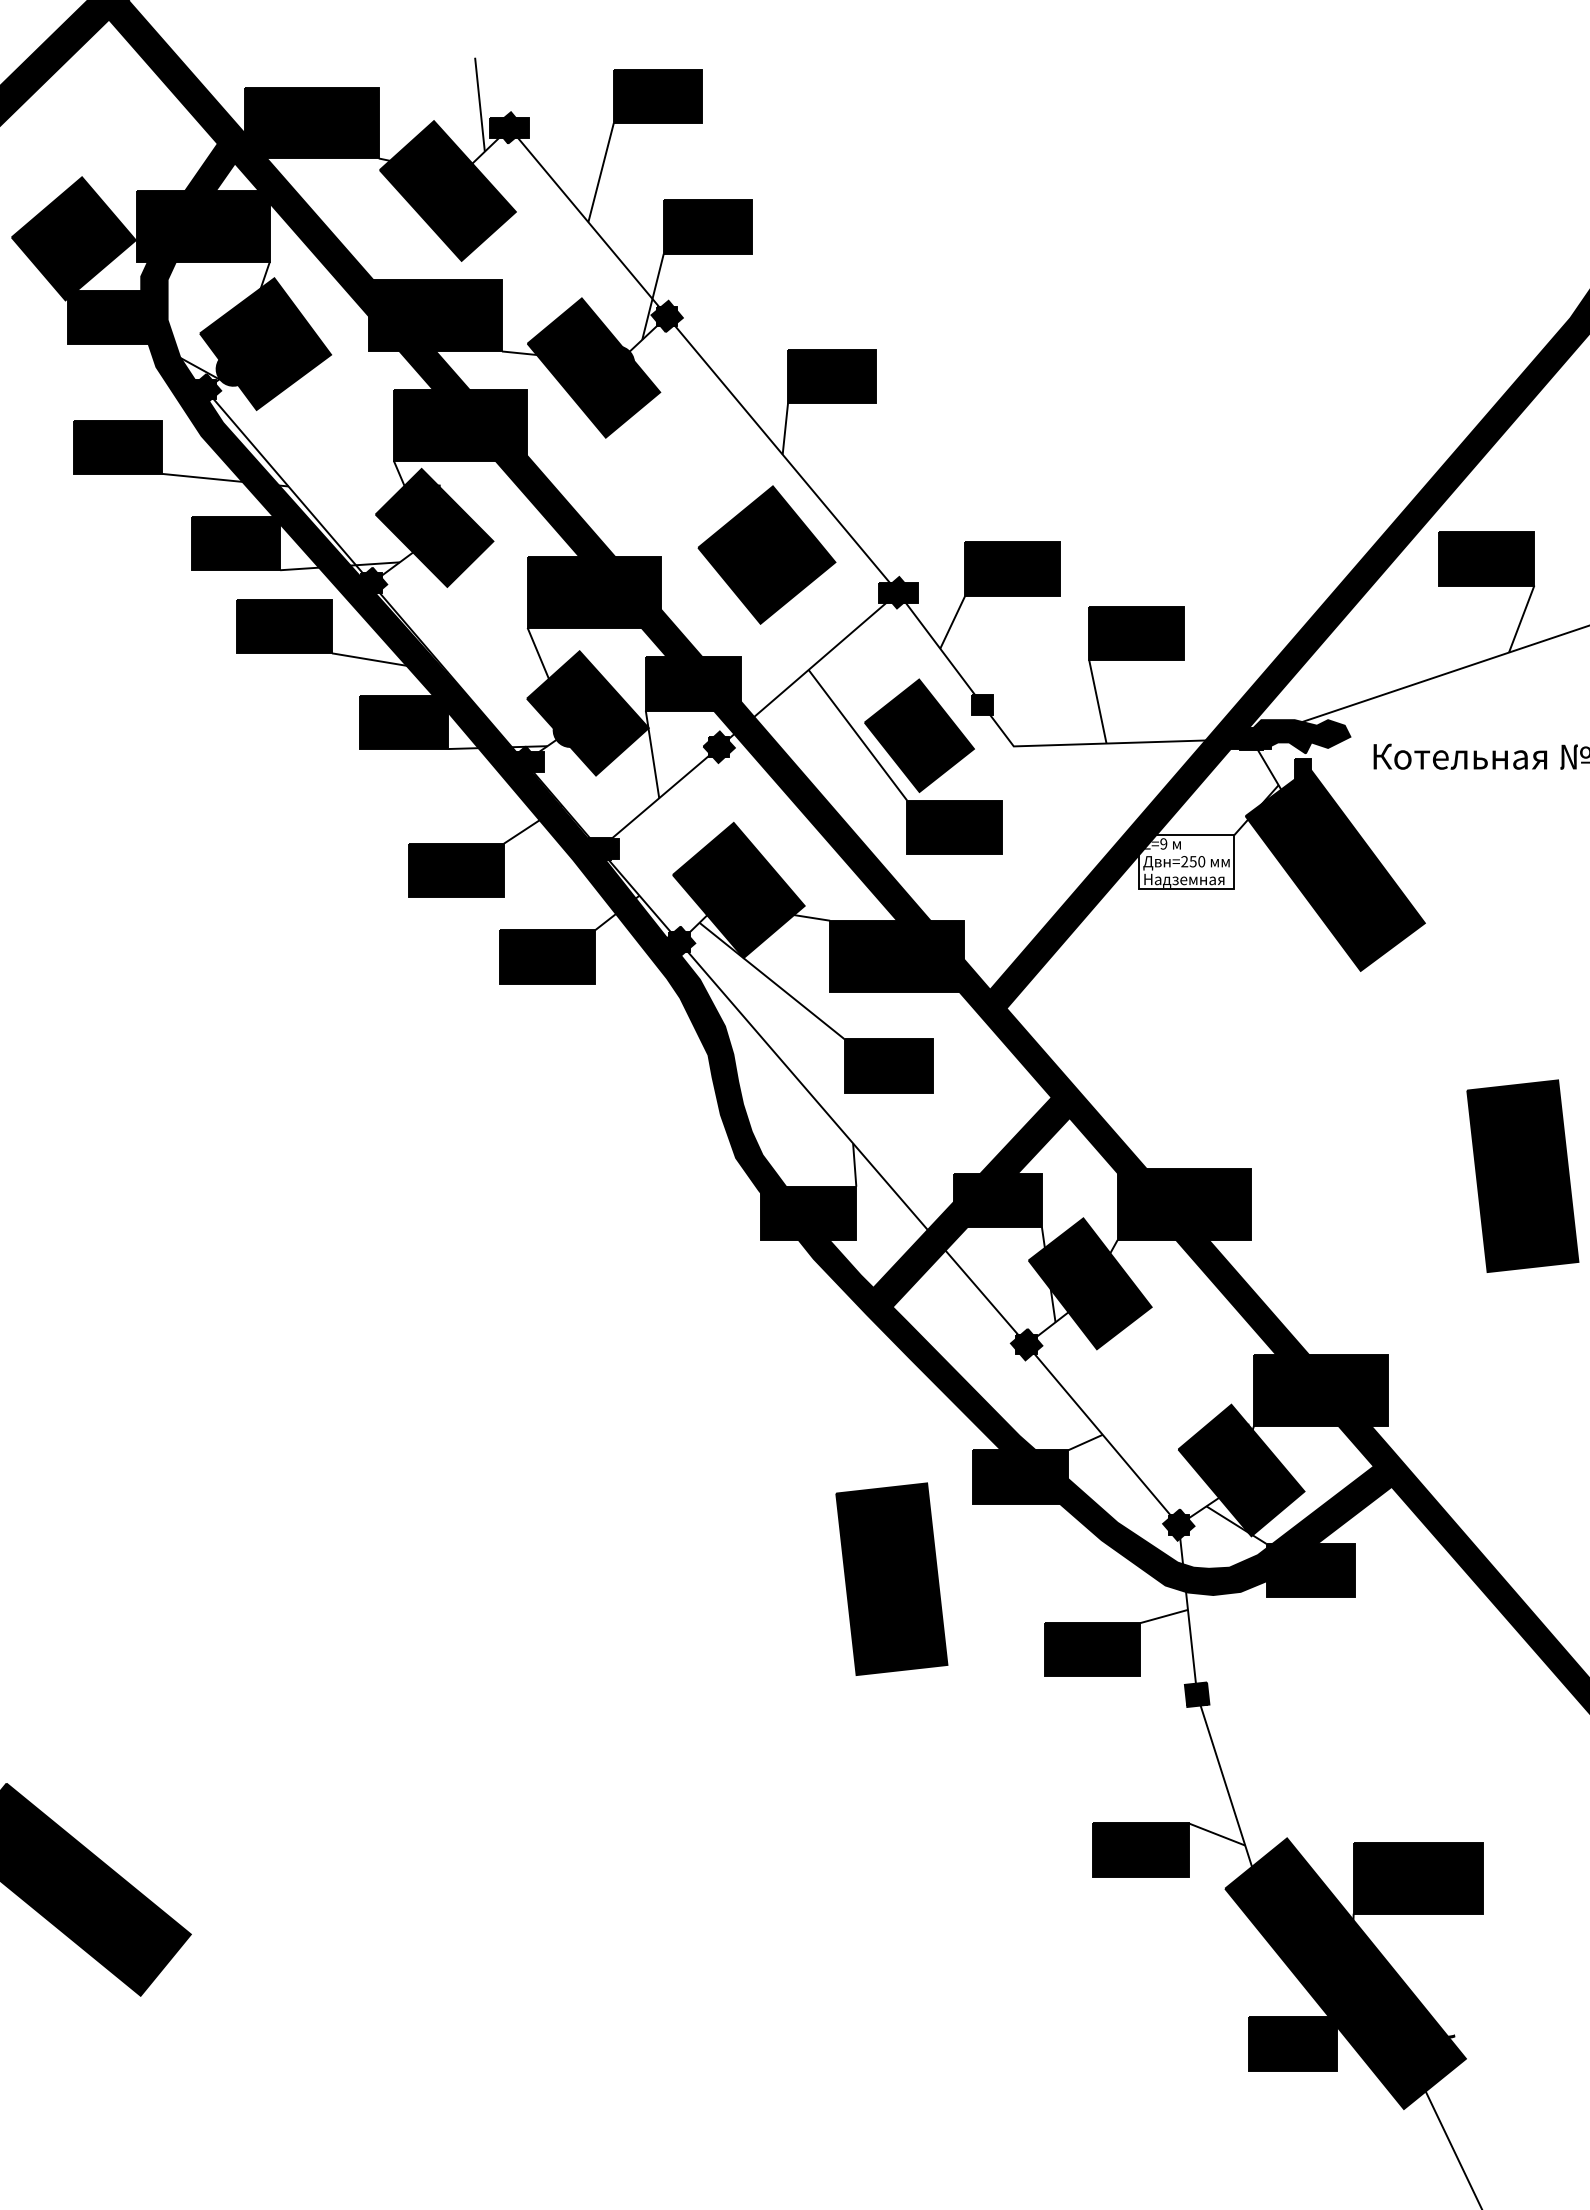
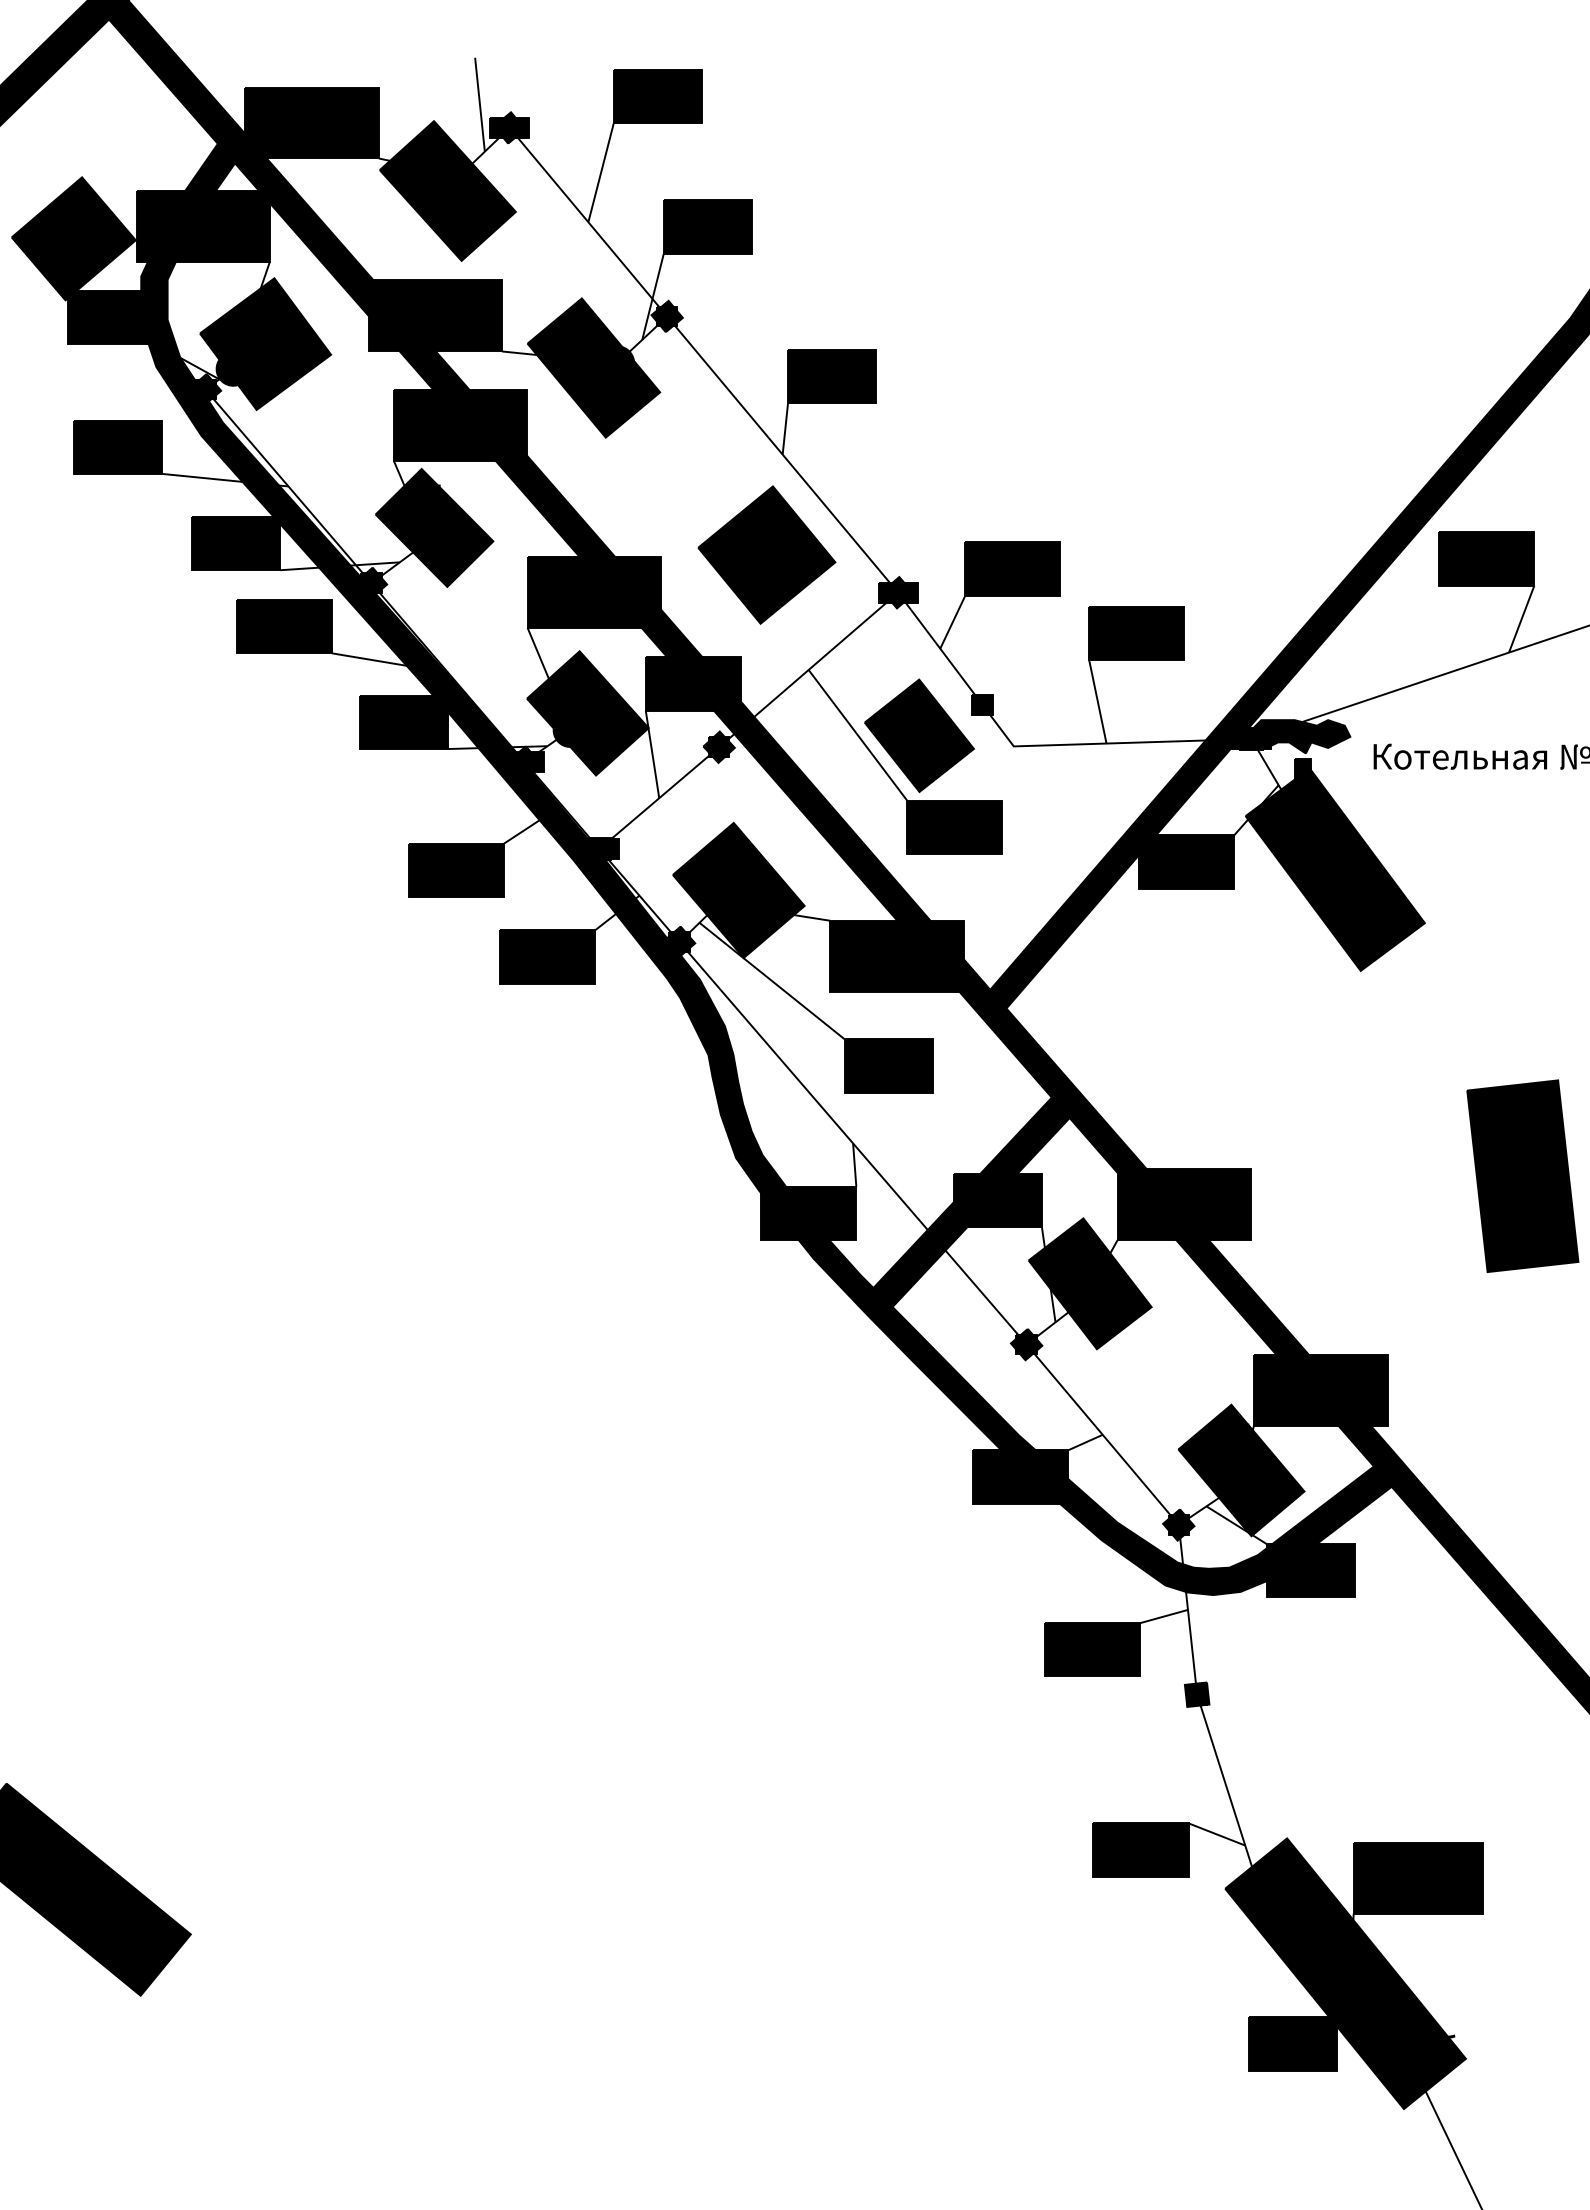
fill: none -> present (1186, 861)
part: present -> none (891, 1578)
